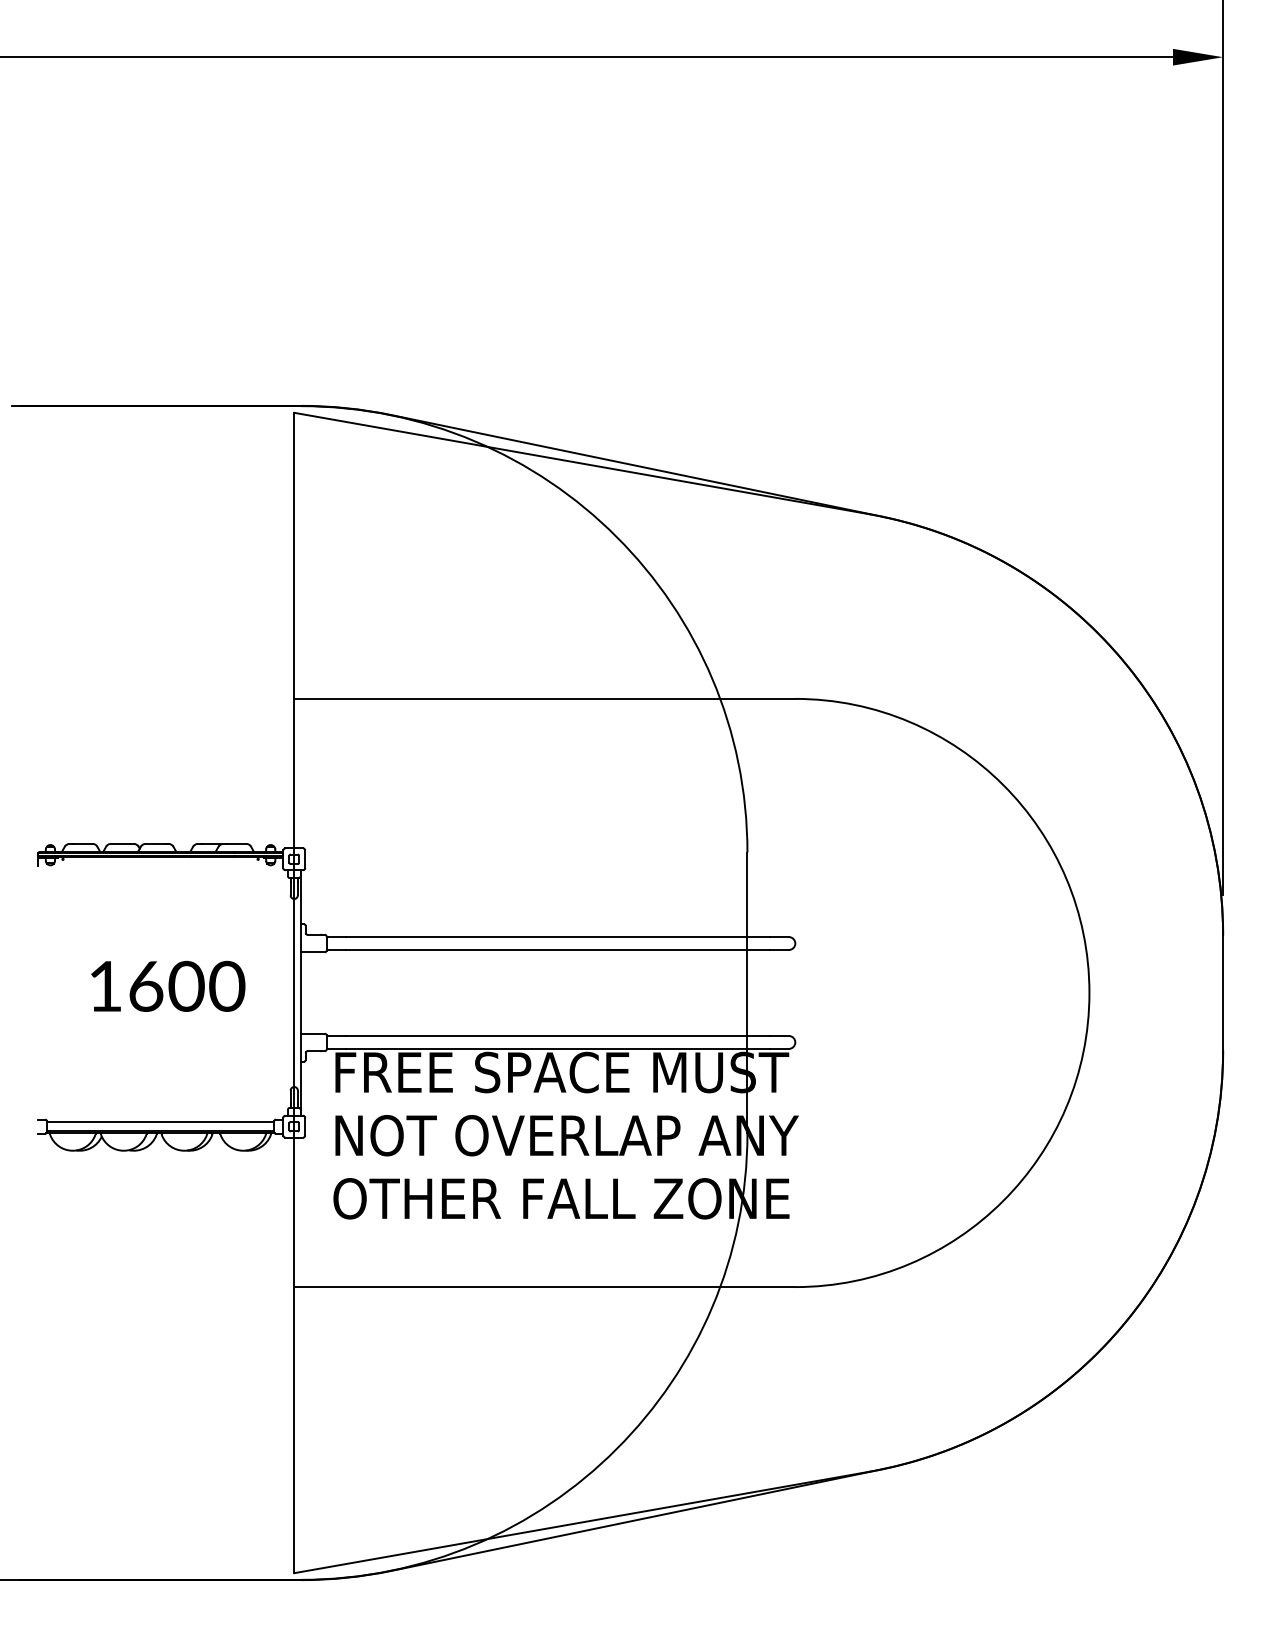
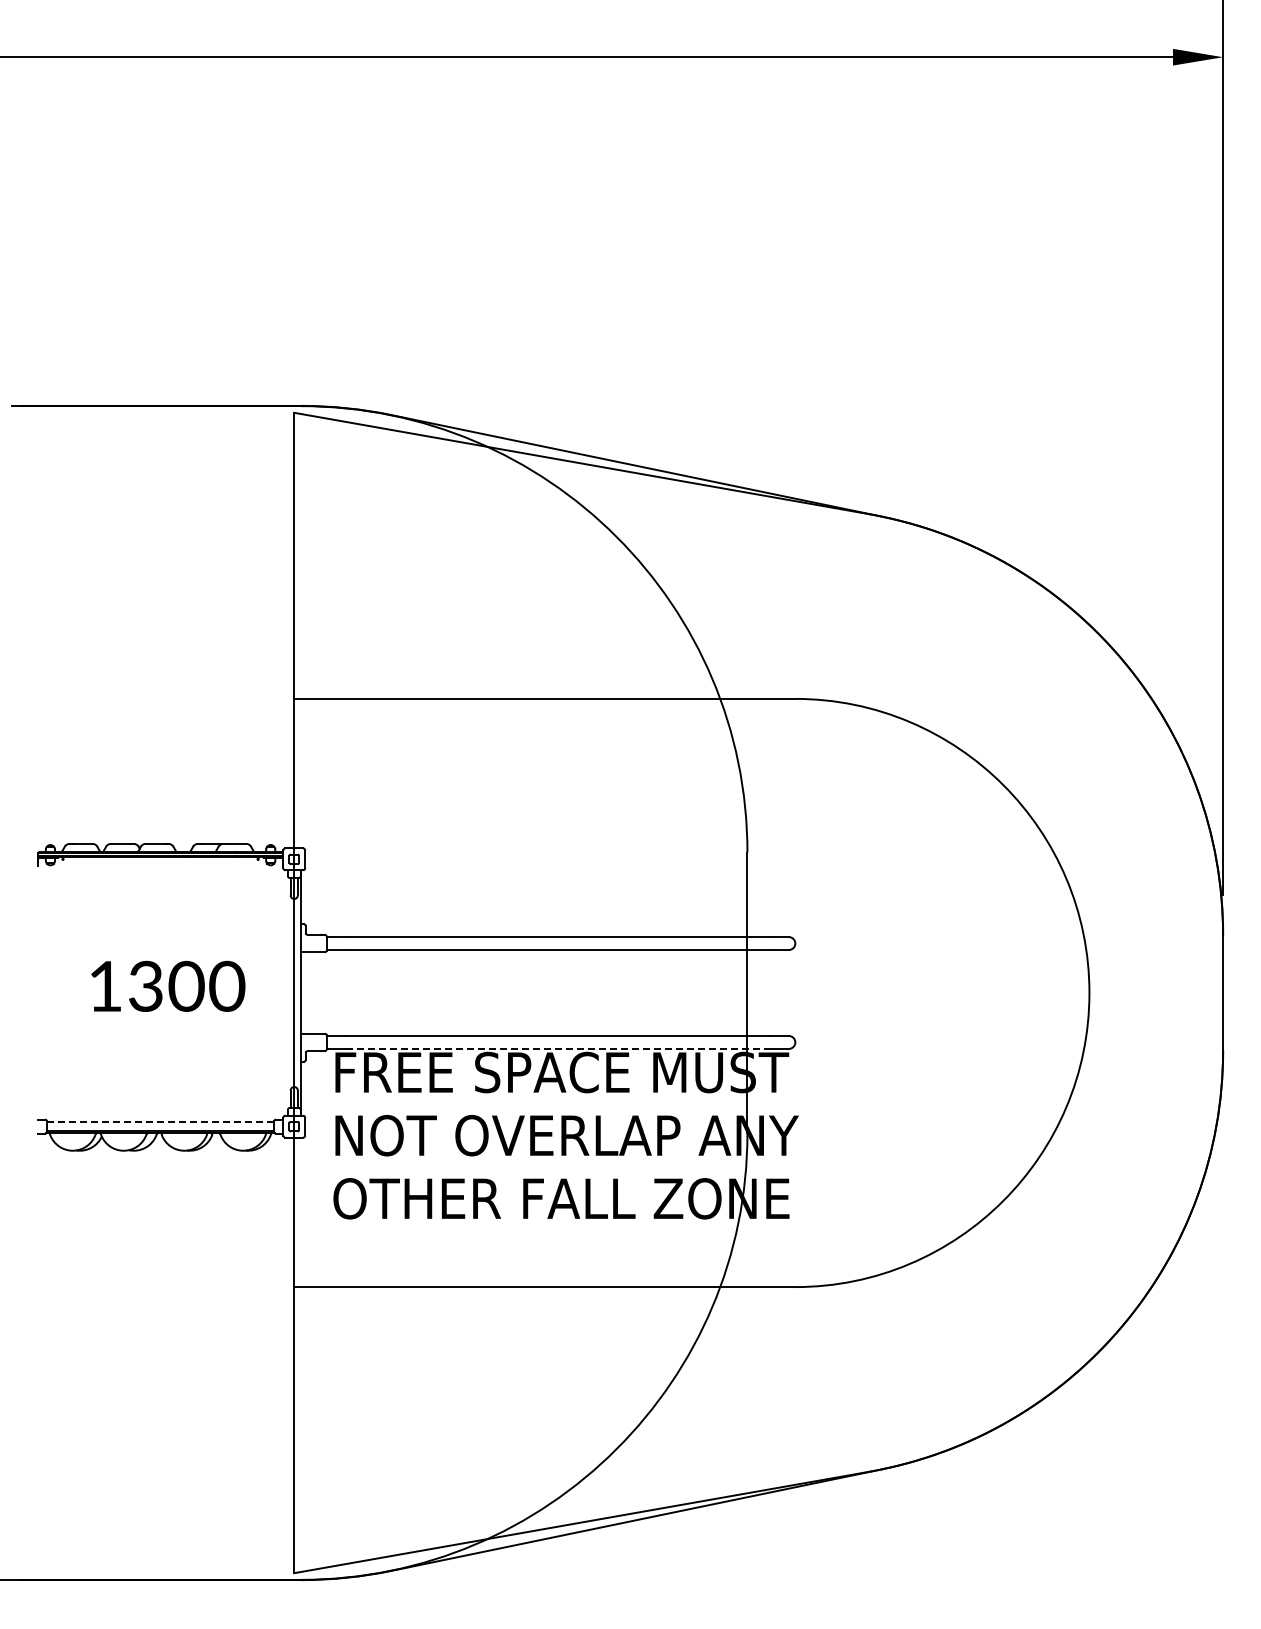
text: 1600 -> 1300 (146, 985)
line: solid -> dashed (558, 1048)
line: solid -> dashed (160, 1122)
